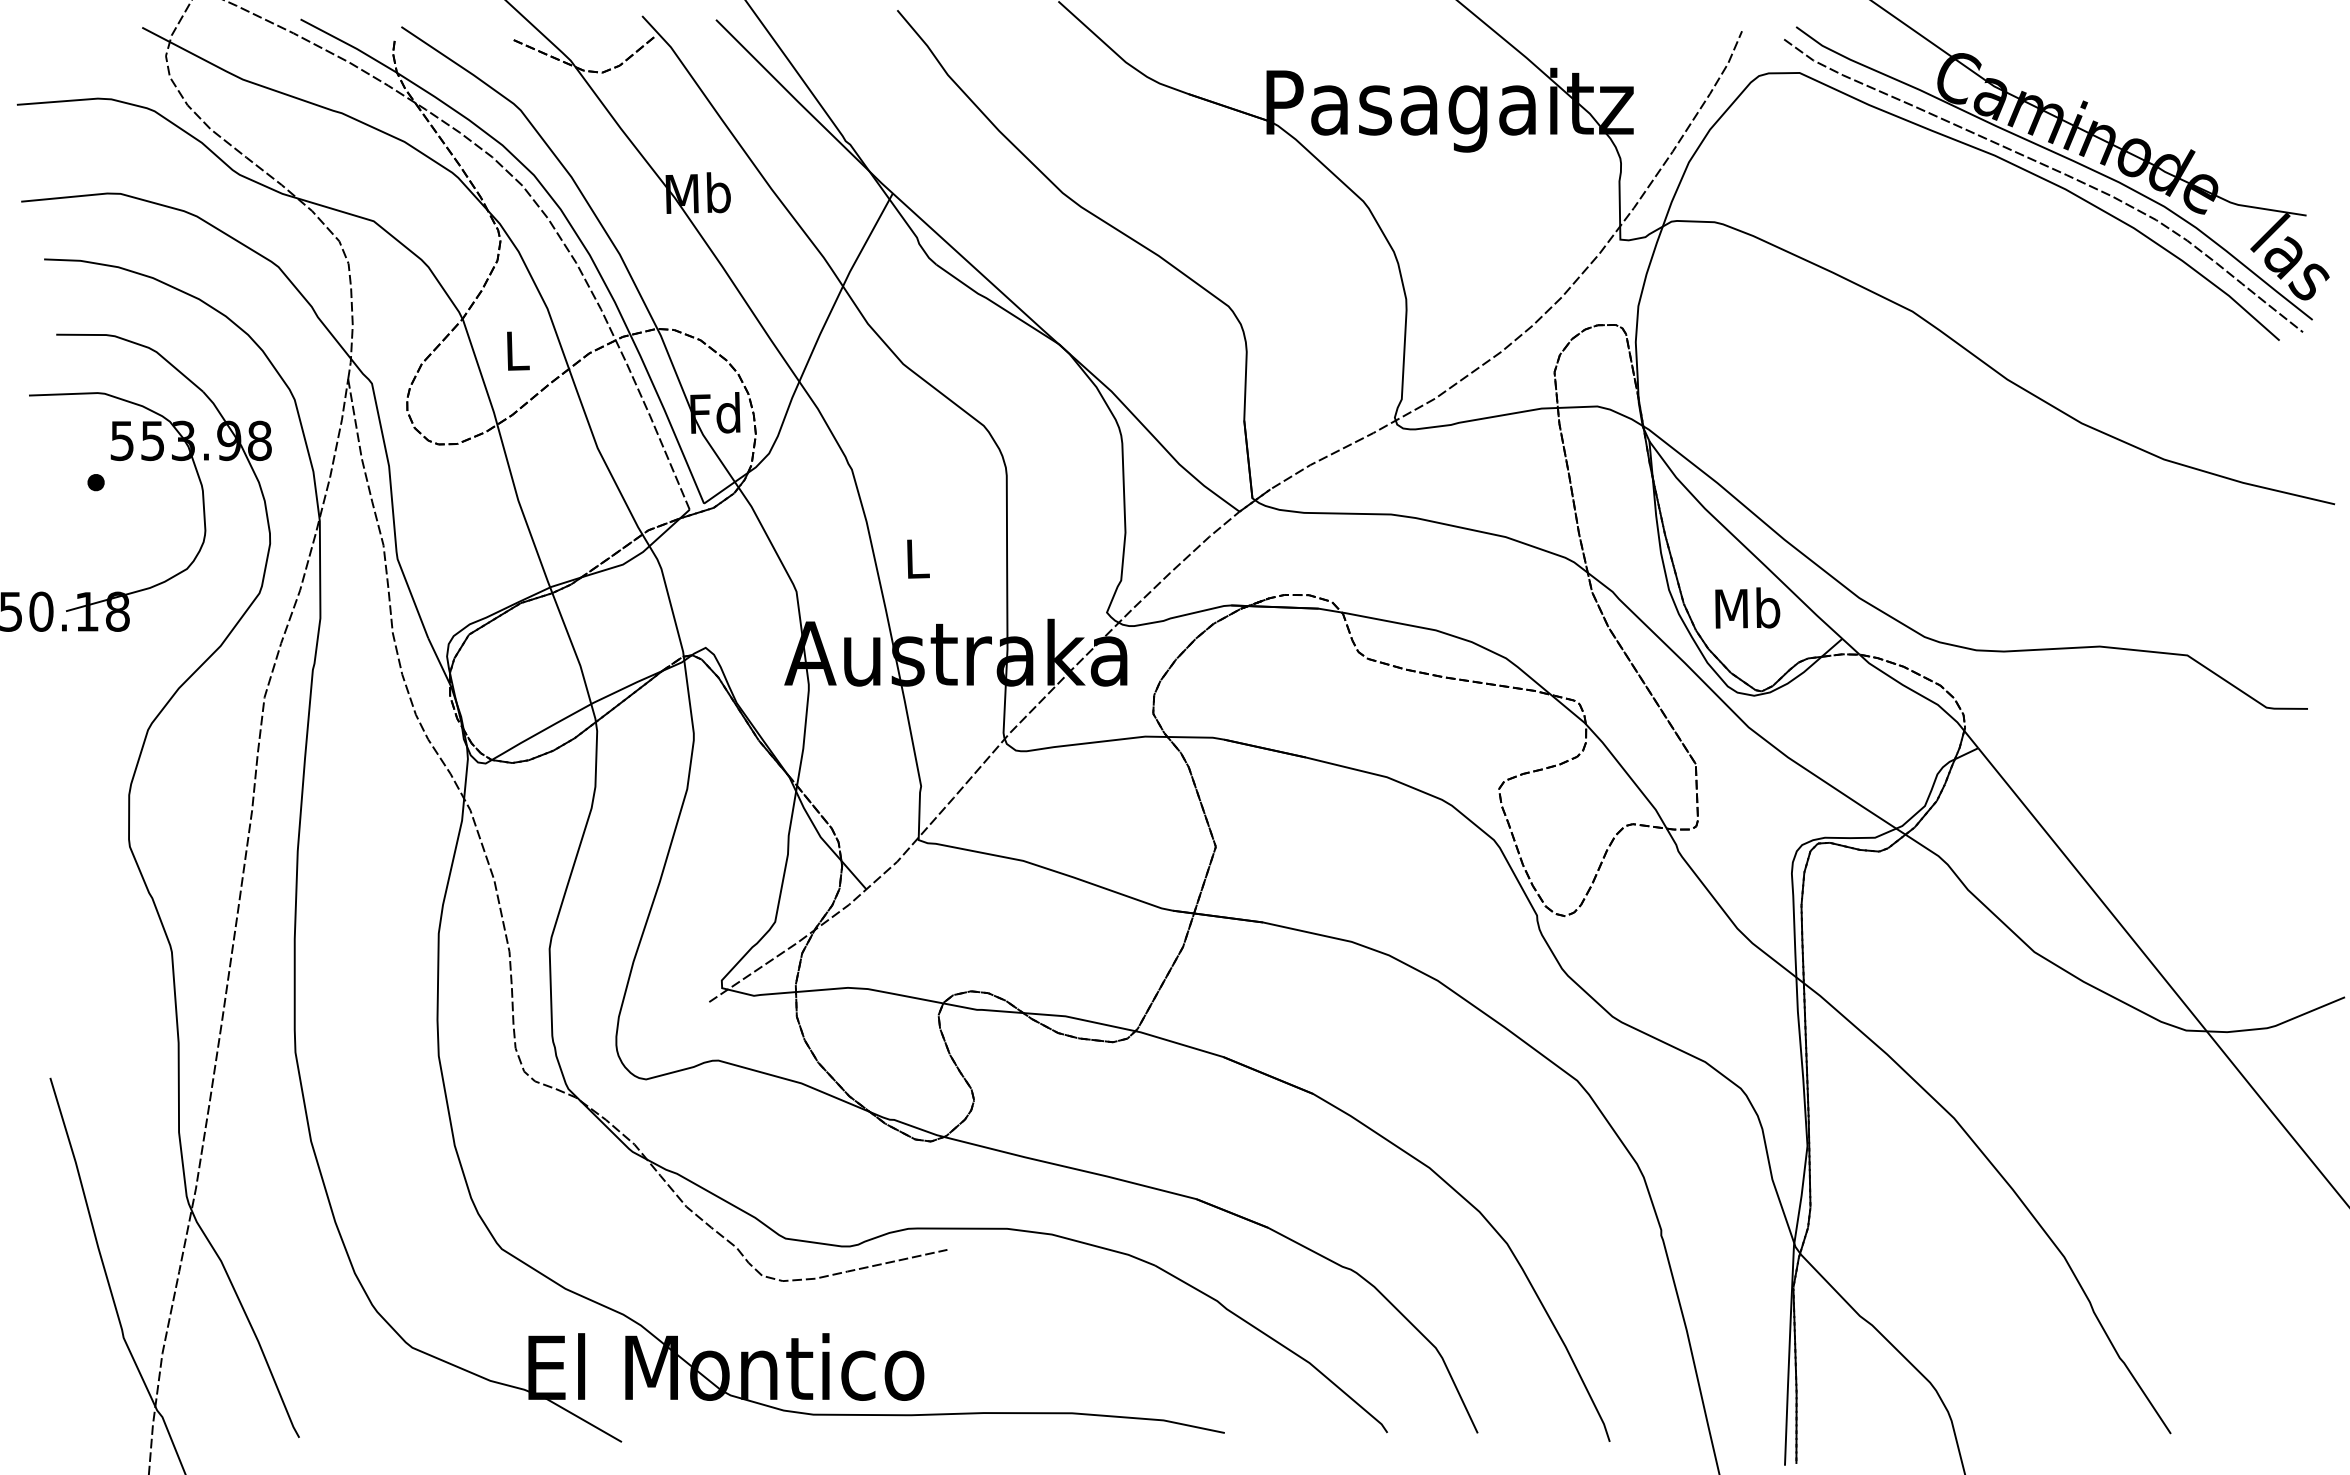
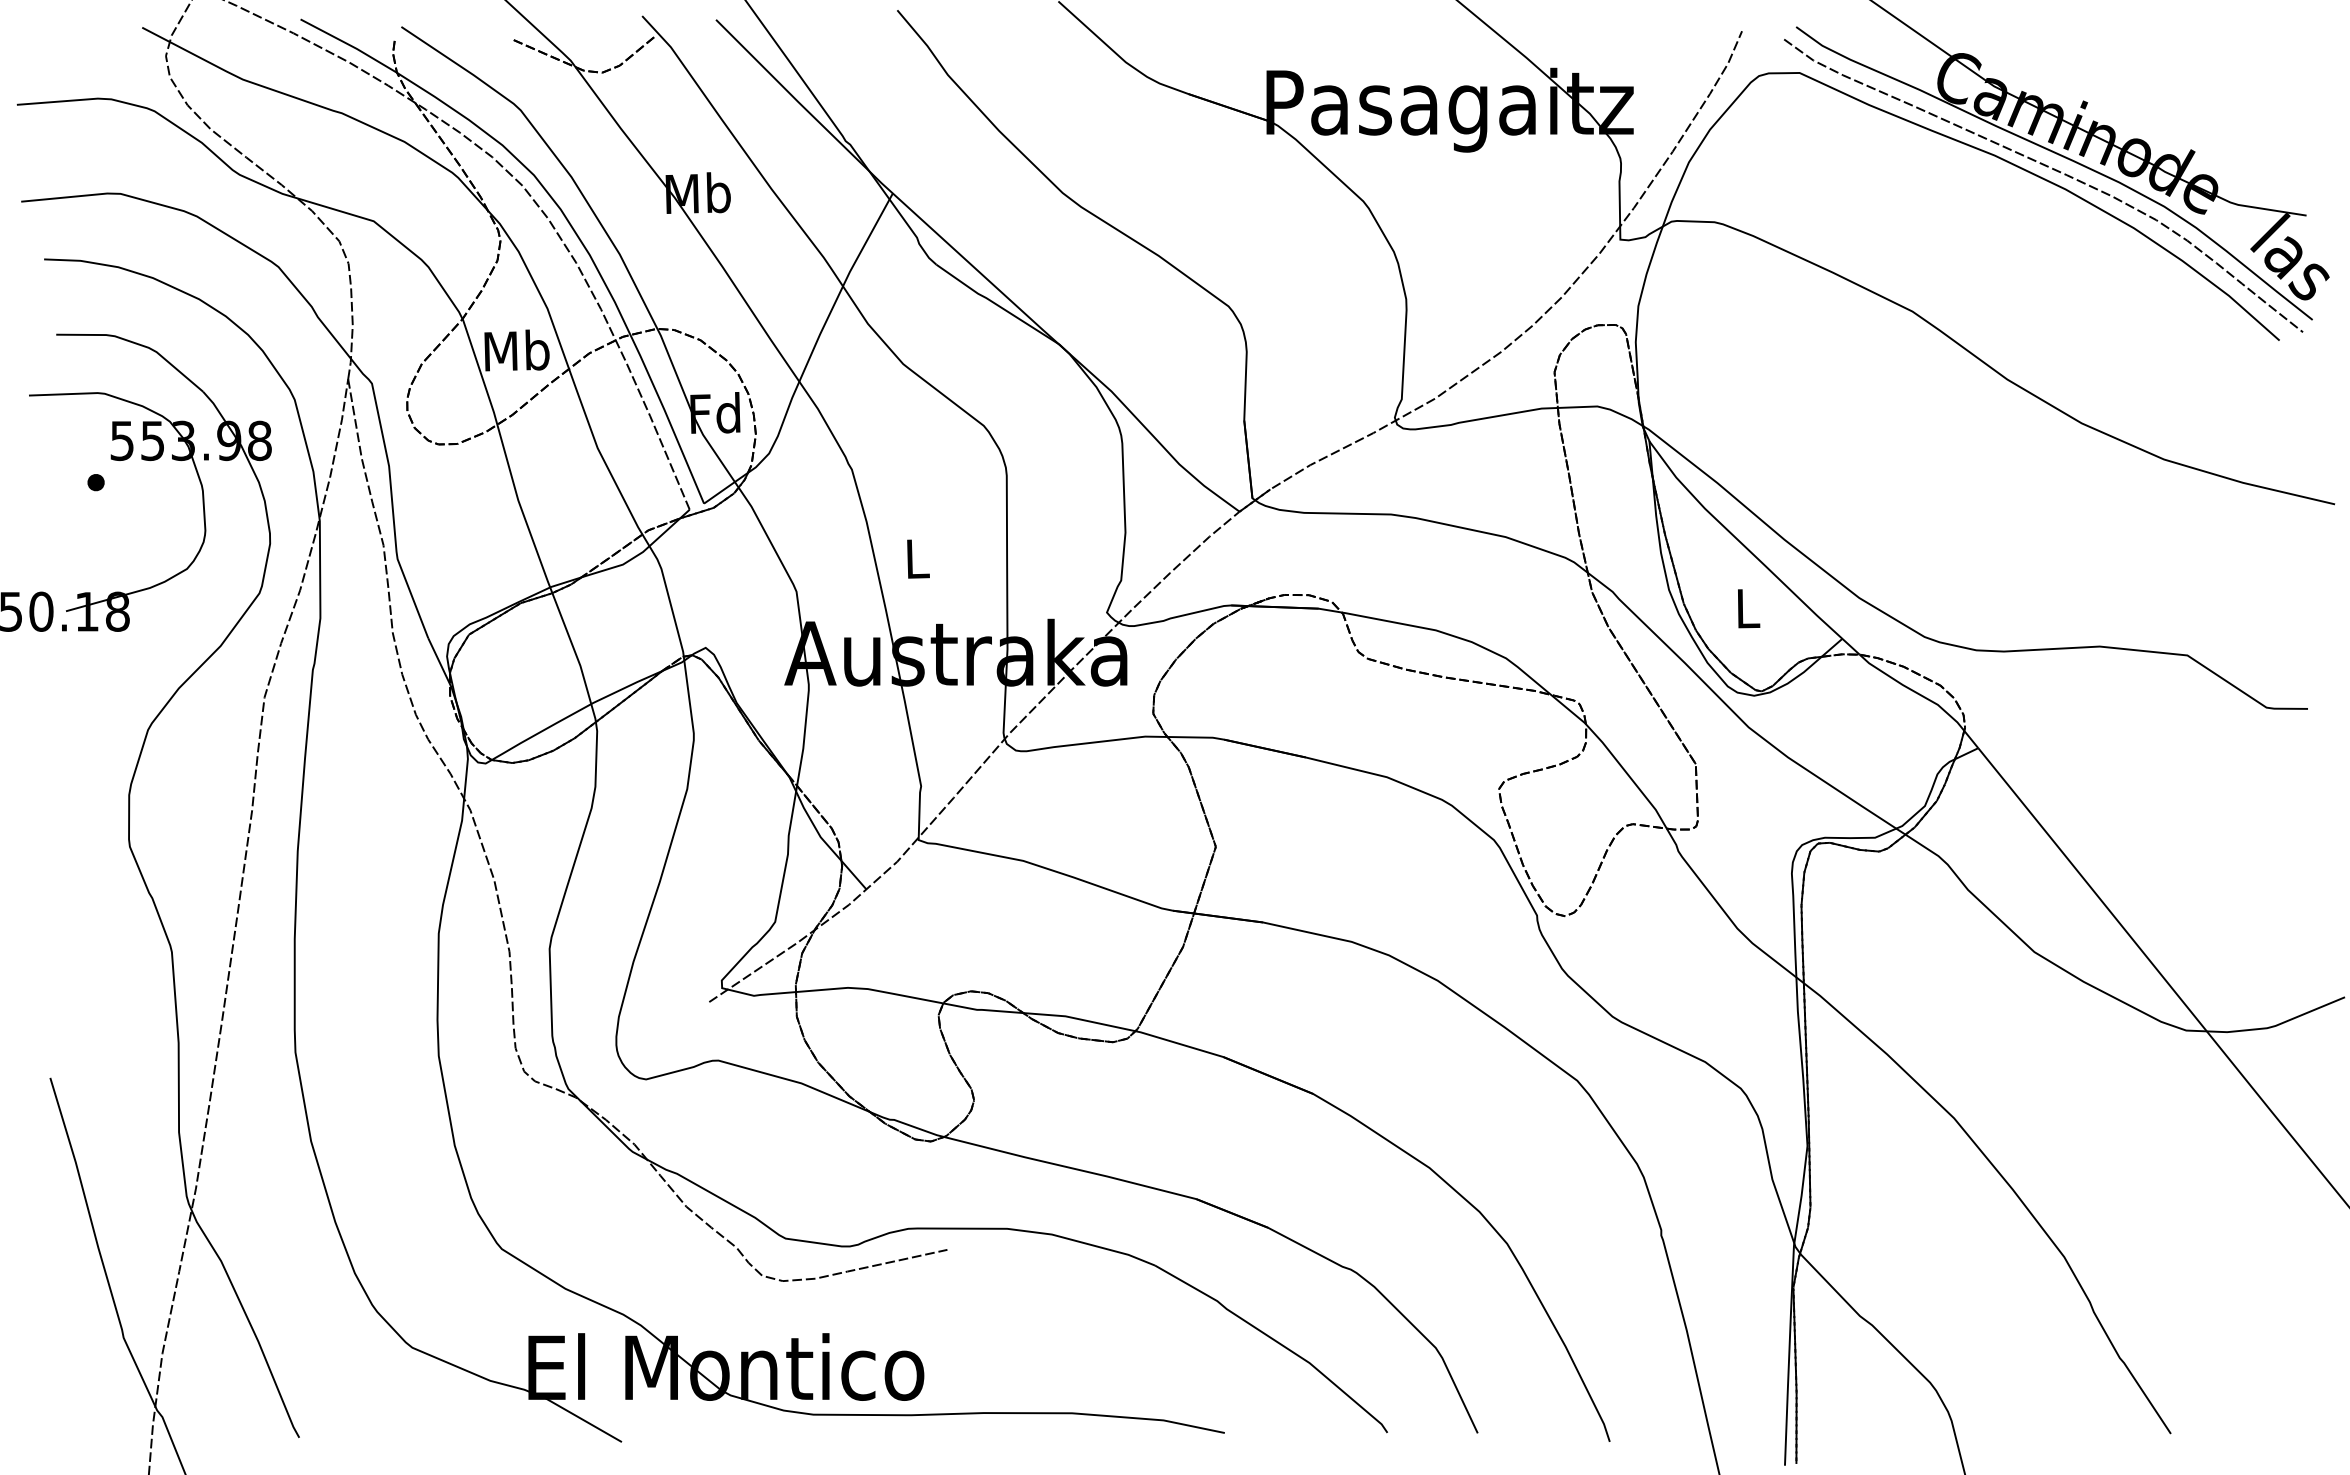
text: L -> Mb (516, 350)
text: Mb -> L (1747, 607)
